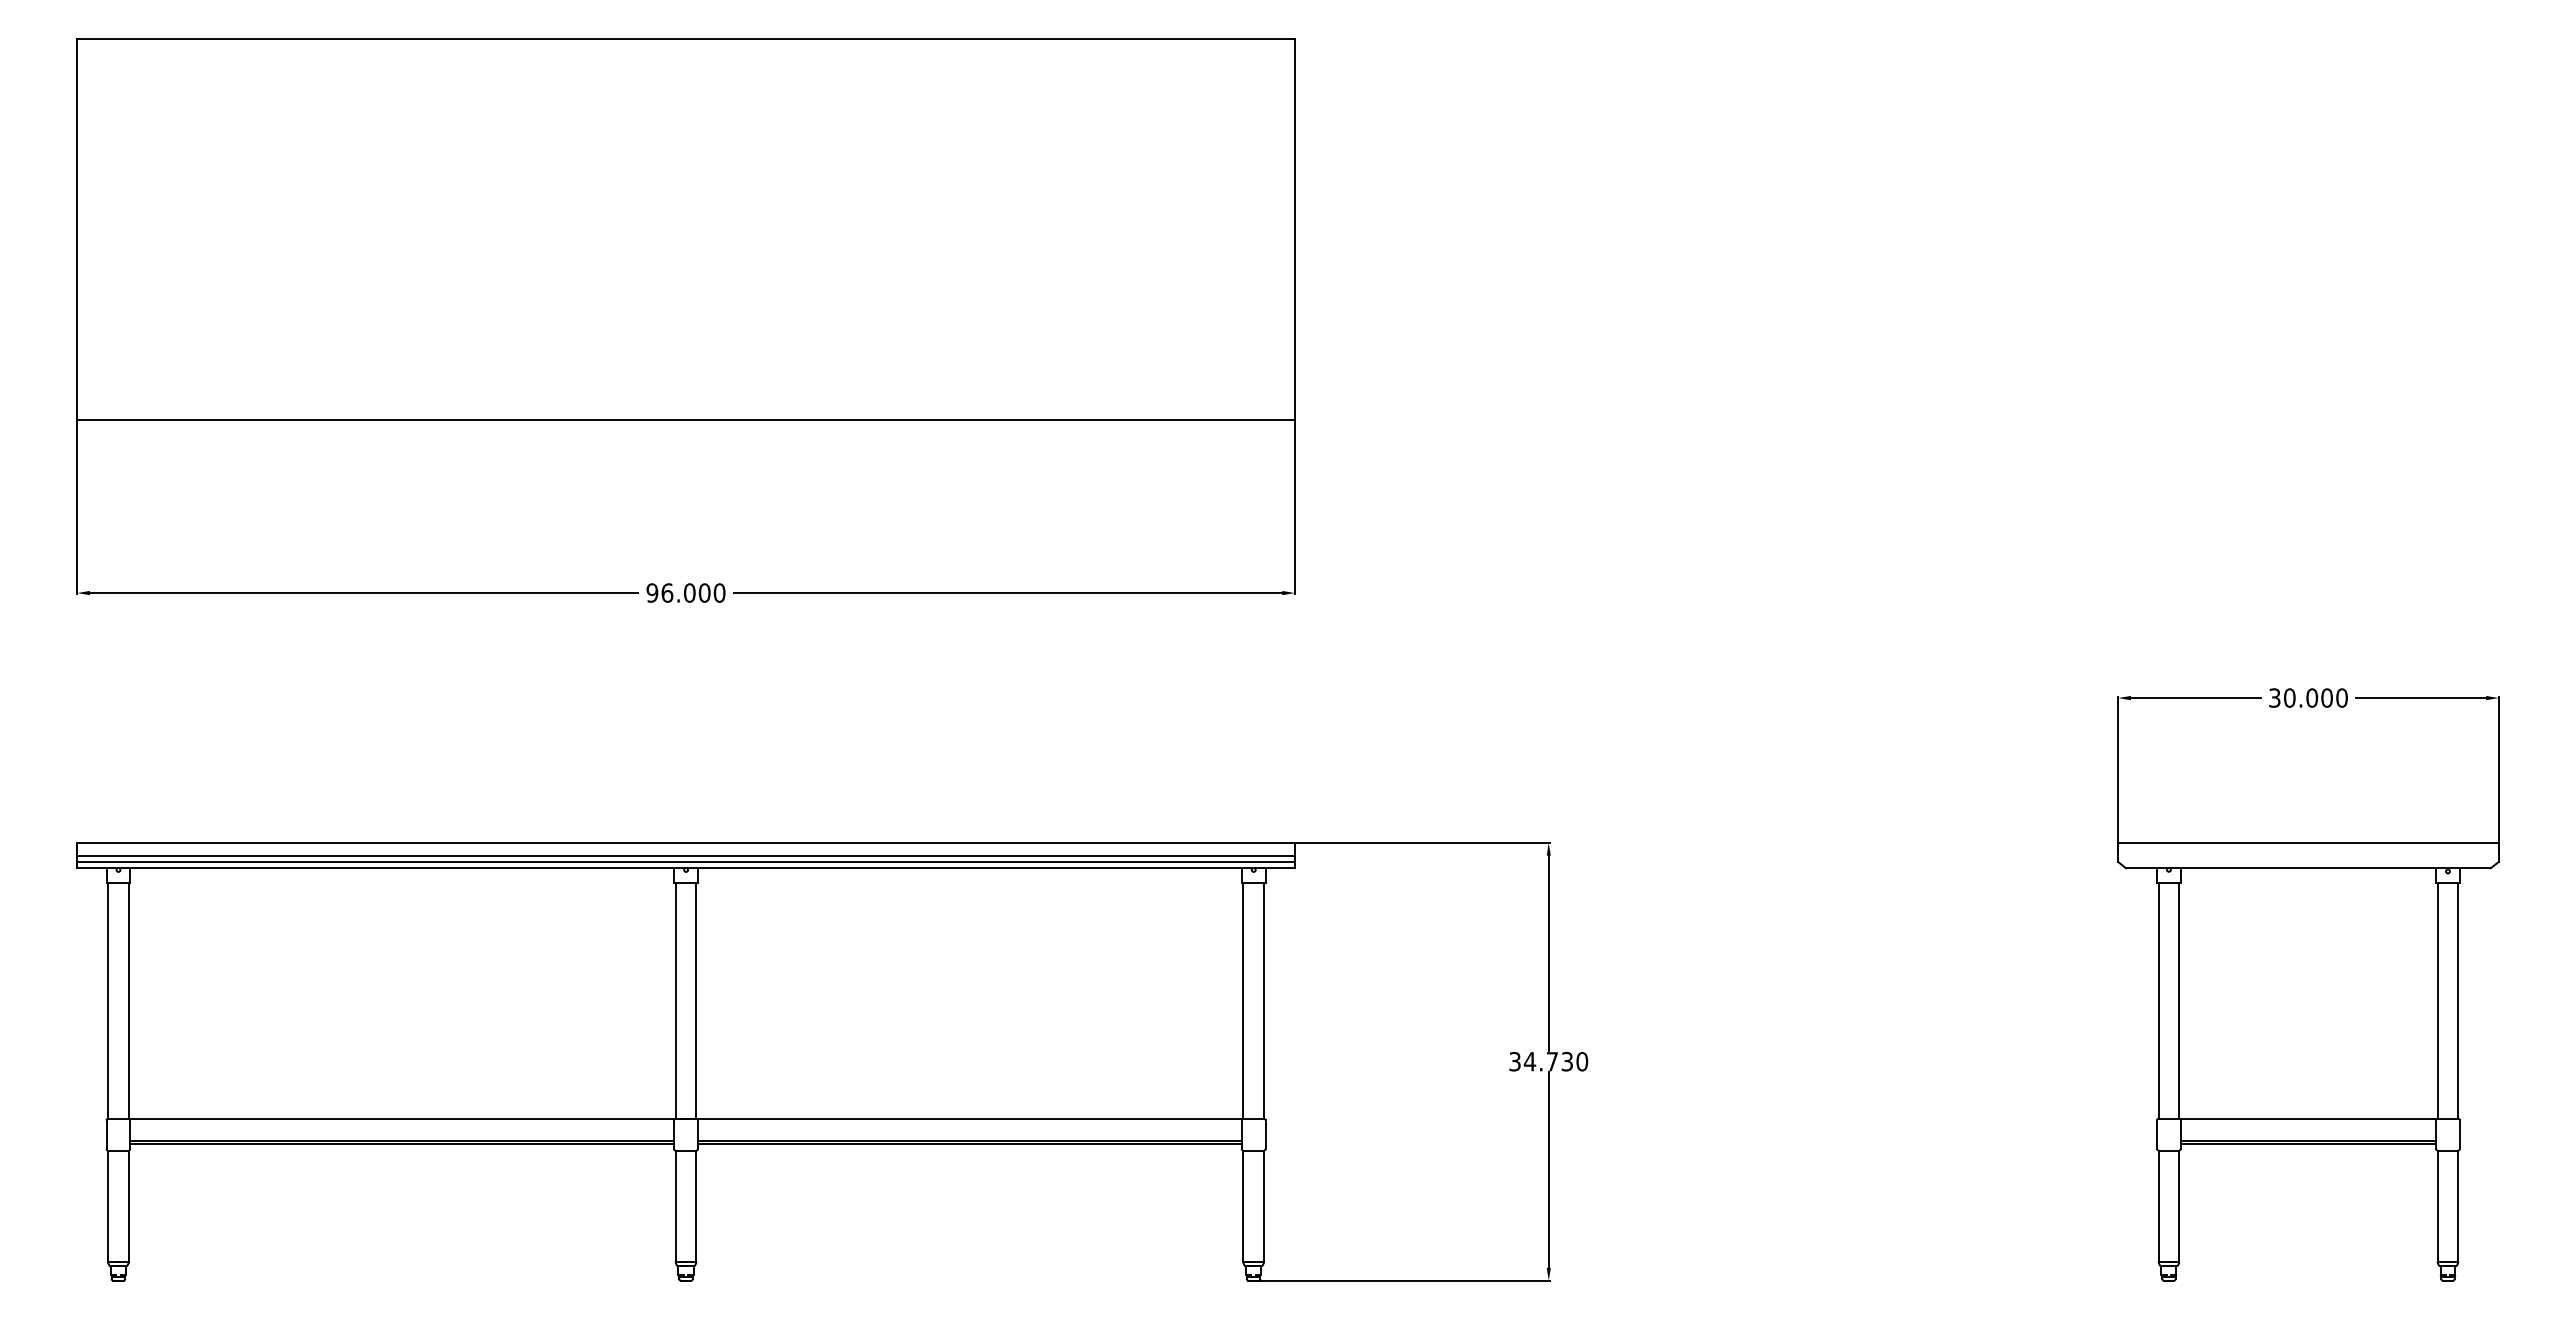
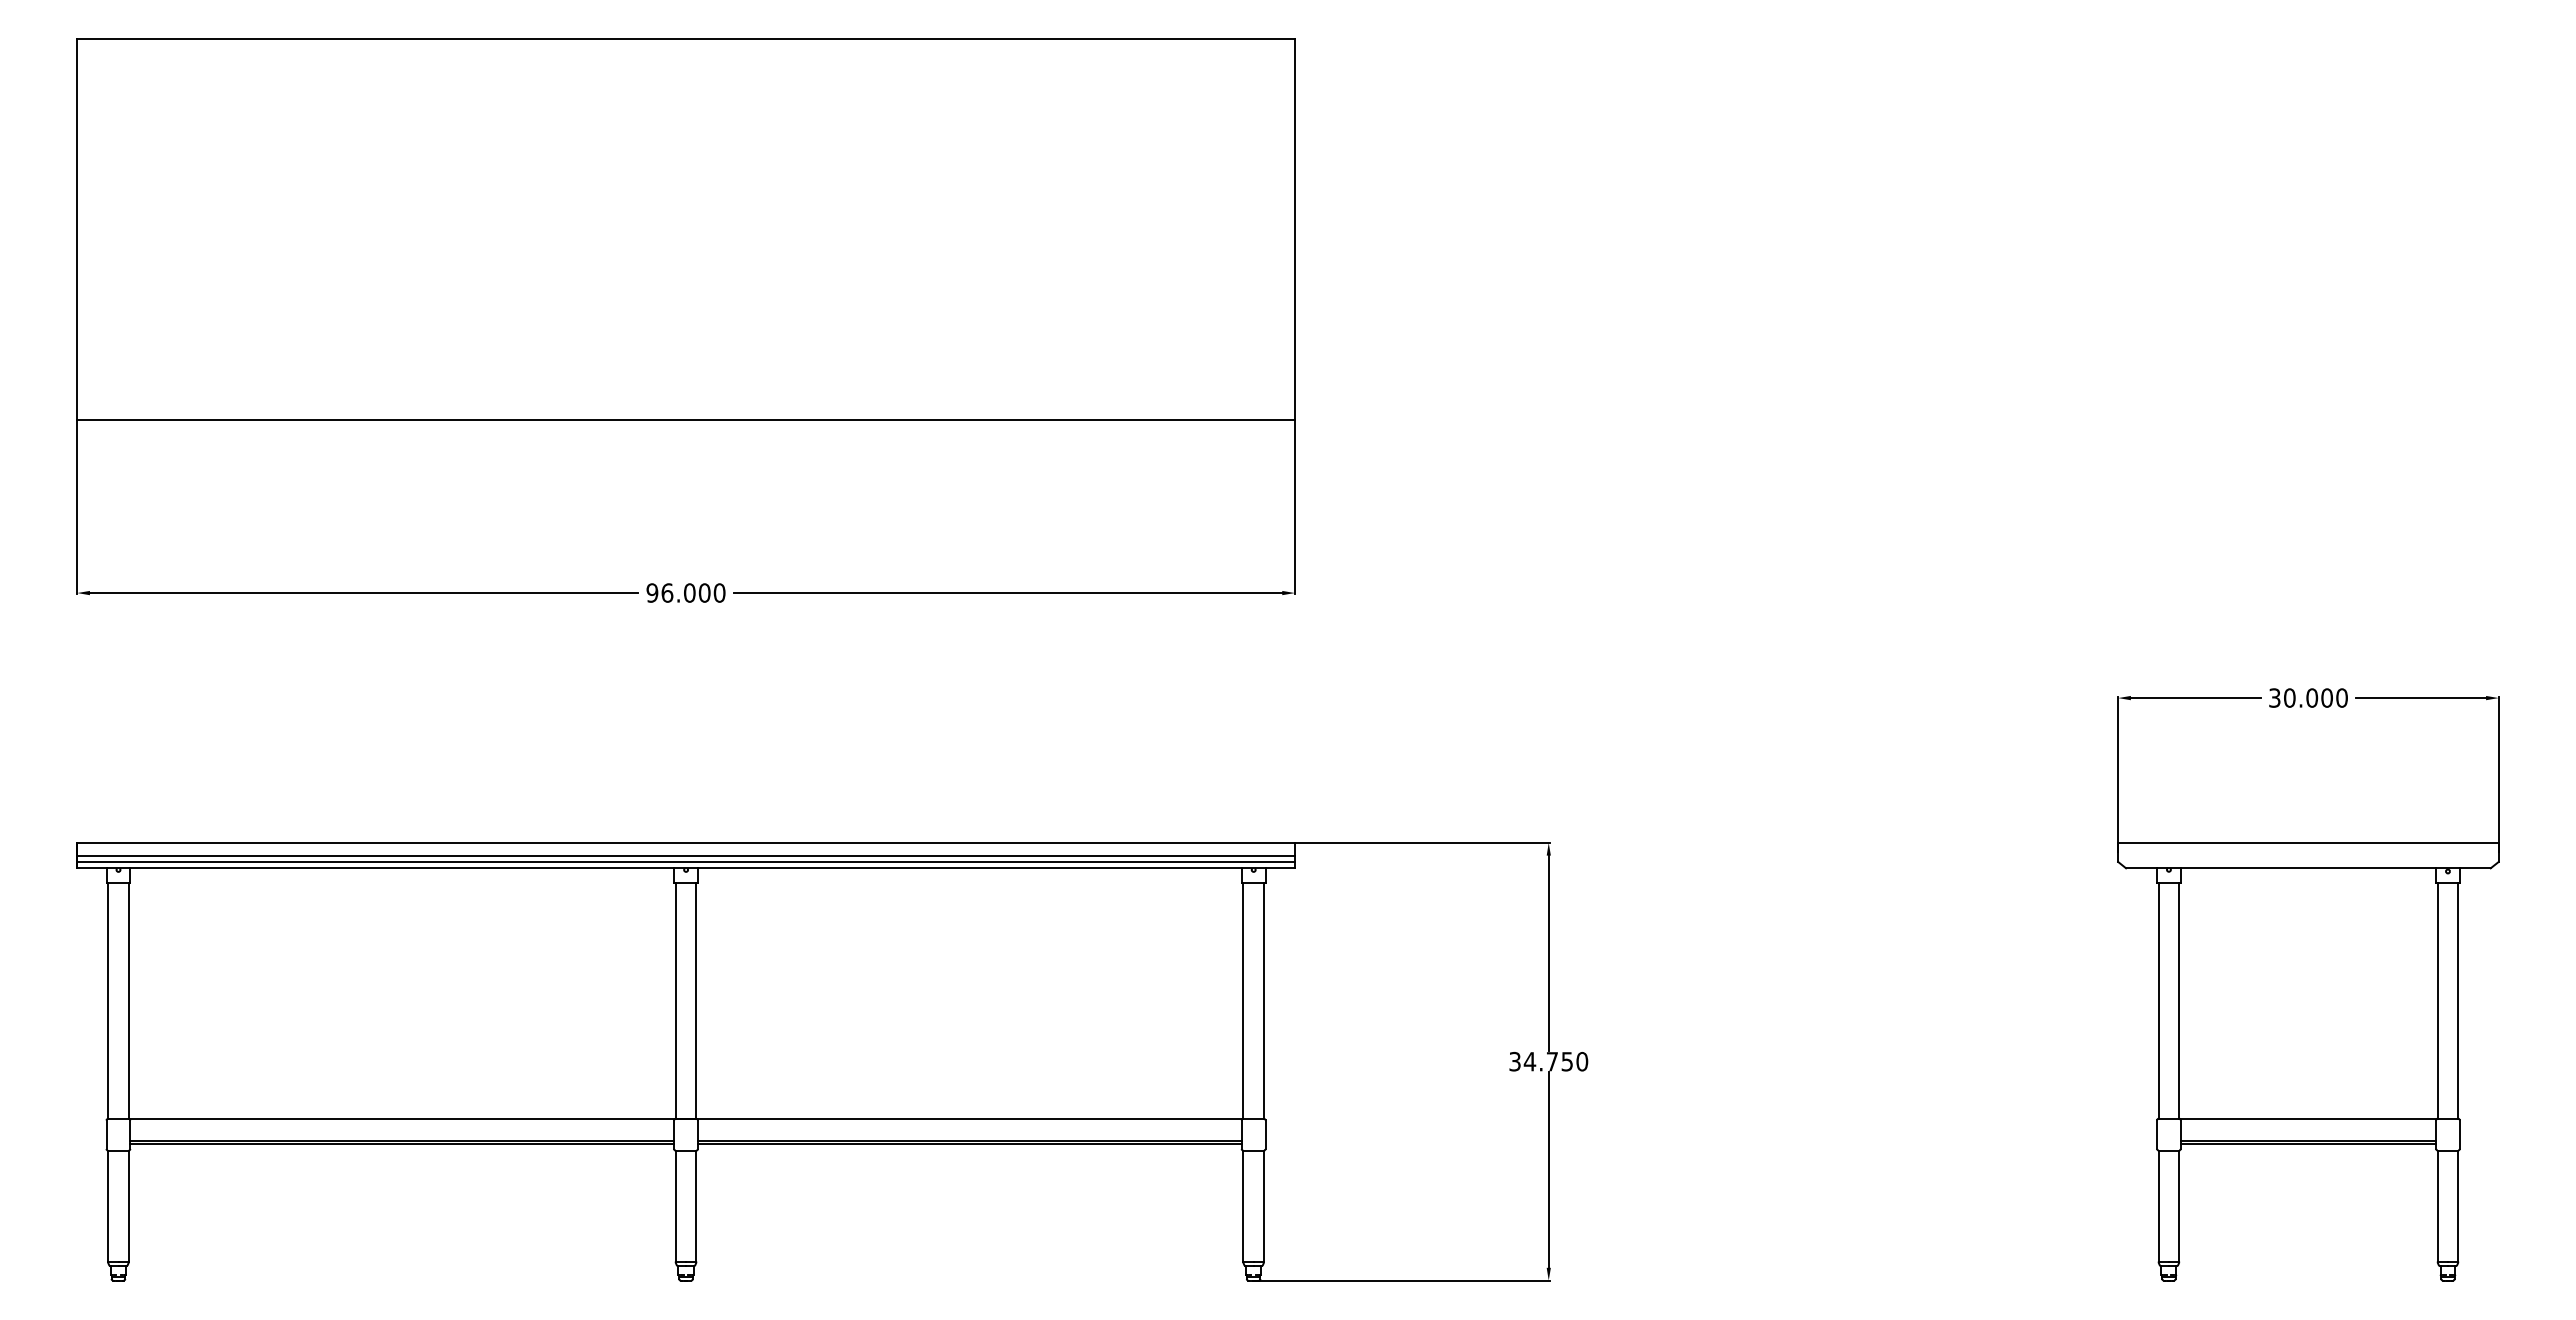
text: 34.730 -> 34.750 (1567, 1060)
